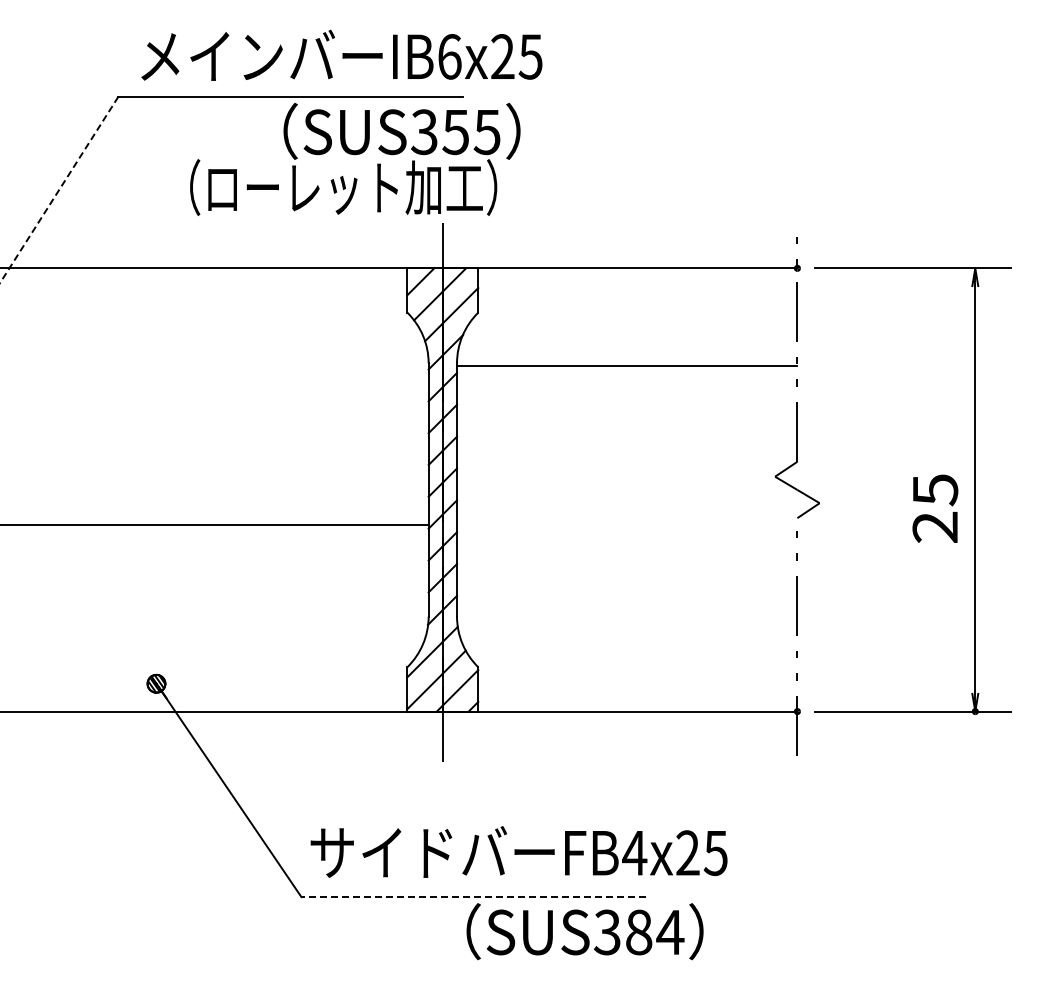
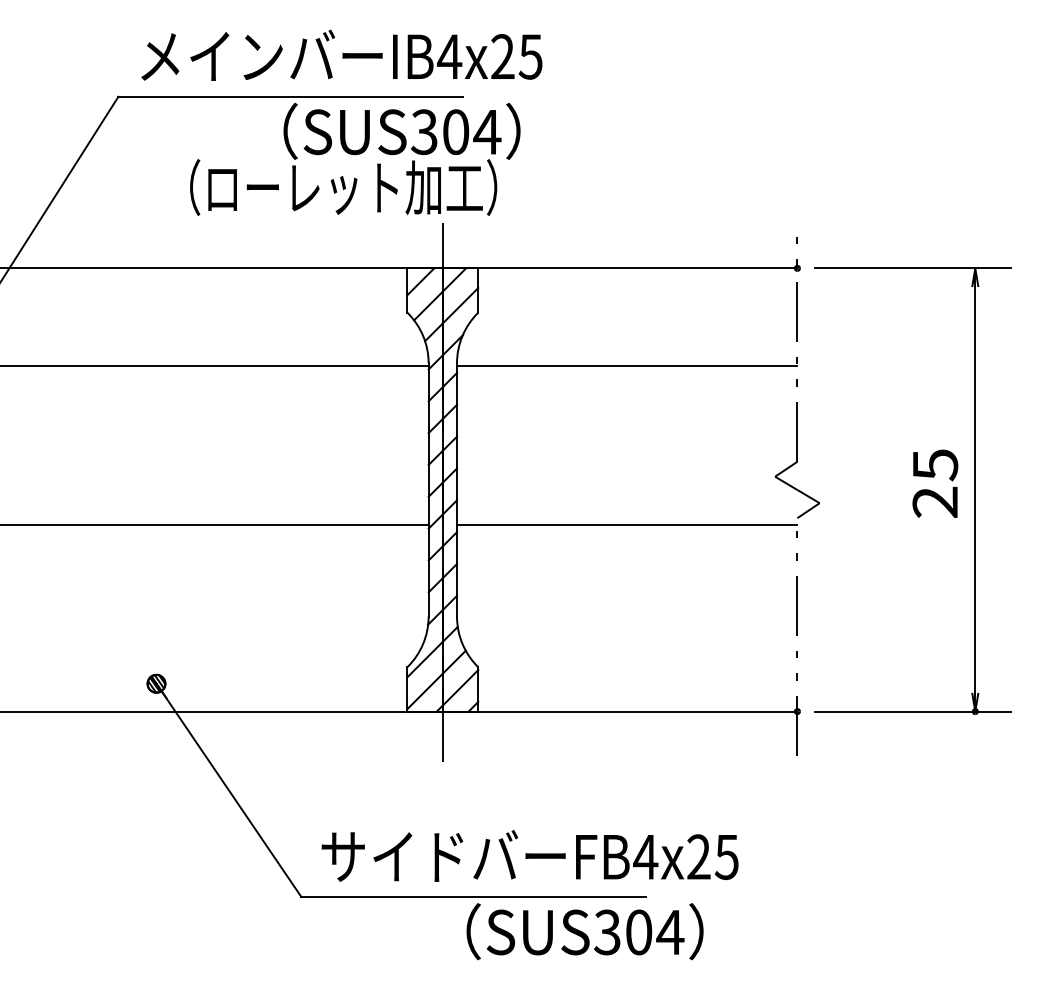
text: IB6x25 -> IB4x25 (449, 56)
text: SUS355 -> SUS304 (471, 132)
line: dashed -> solid (59, 189)
line: none -> present (215, 365)
text position: (935, 508) -> (935, 483) (935, 483)
line: none -> present (627, 525)
text position: (518, 851) -> (529, 855) (529, 855)
line: dashed -> solid (473, 897)
text: SUS384 -> SUS304 (639, 932)
